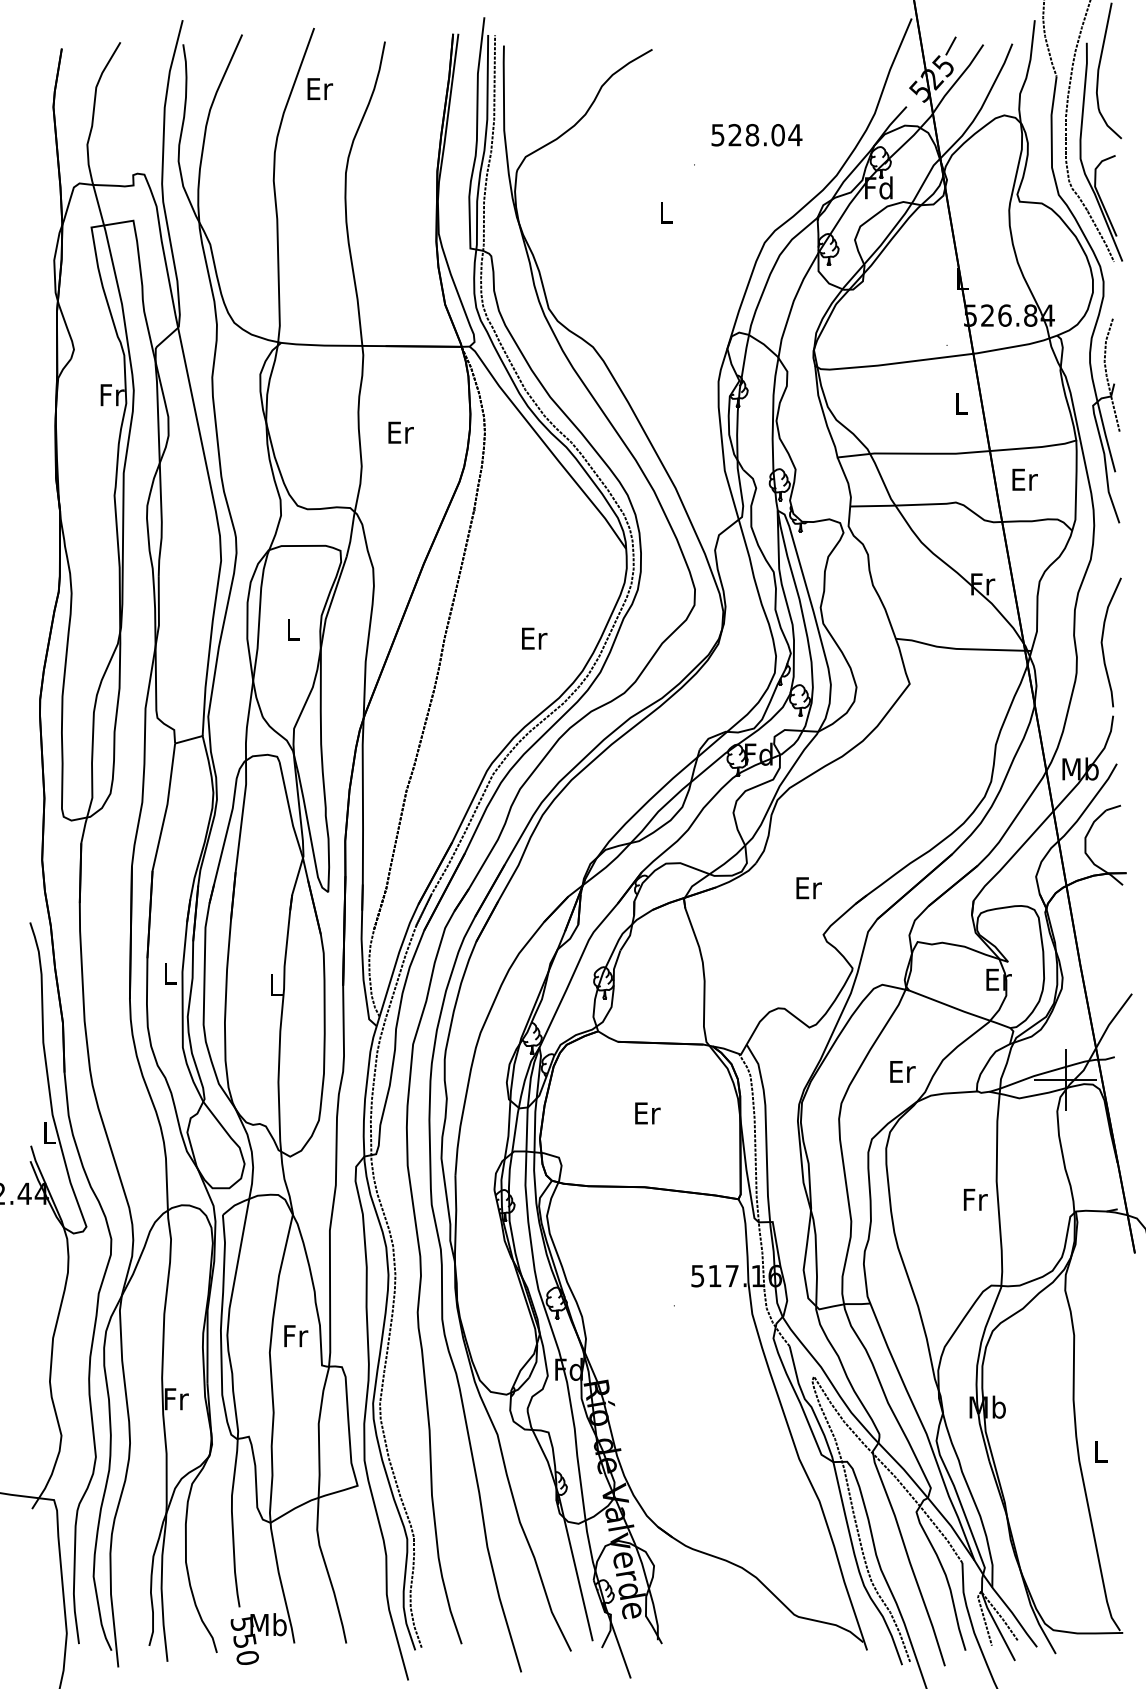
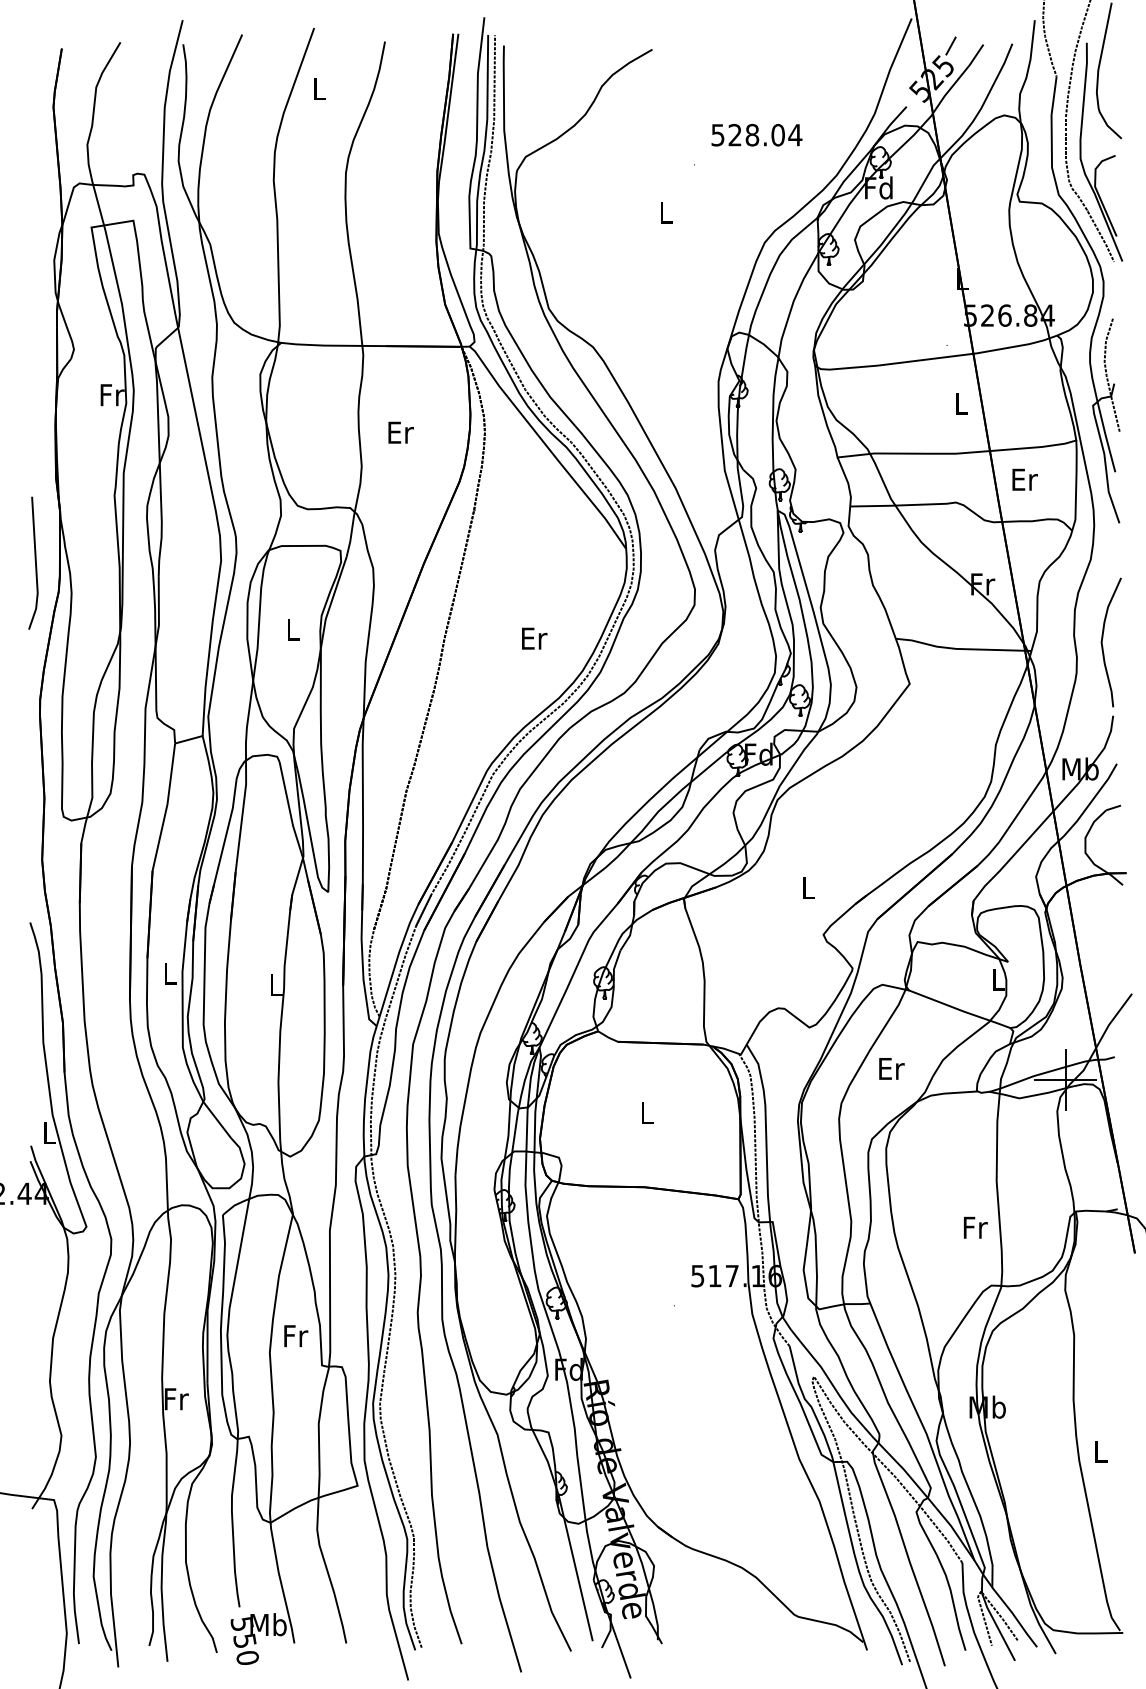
text: Er -> L (320, 88)
line: none -> present (35, 562)
text: Er -> L (808, 888)
text: Er -> L (998, 979)
text position: (902, 1071) -> (891, 1068) (891, 1068)
text: Er -> L (647, 1113)
text position: (975, 1199) -> (975, 1227) (975, 1227)
